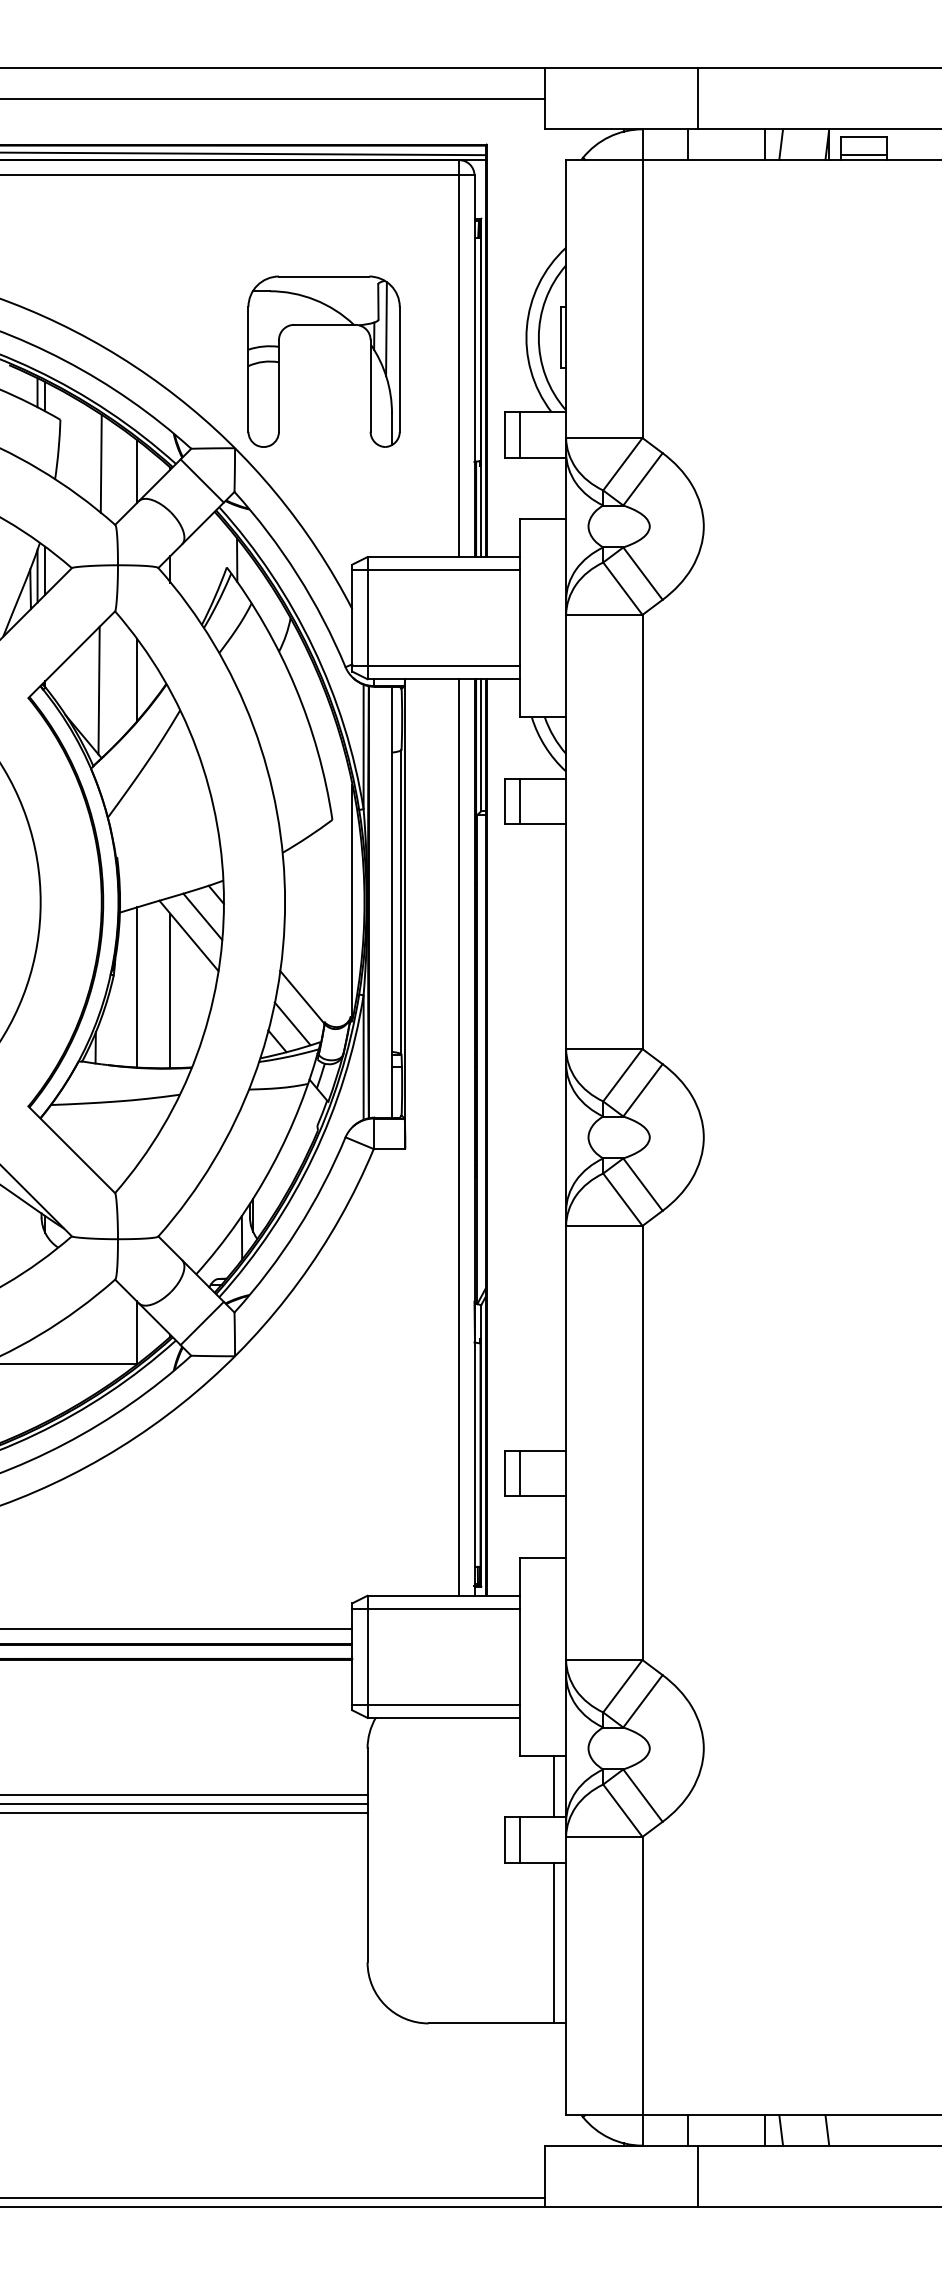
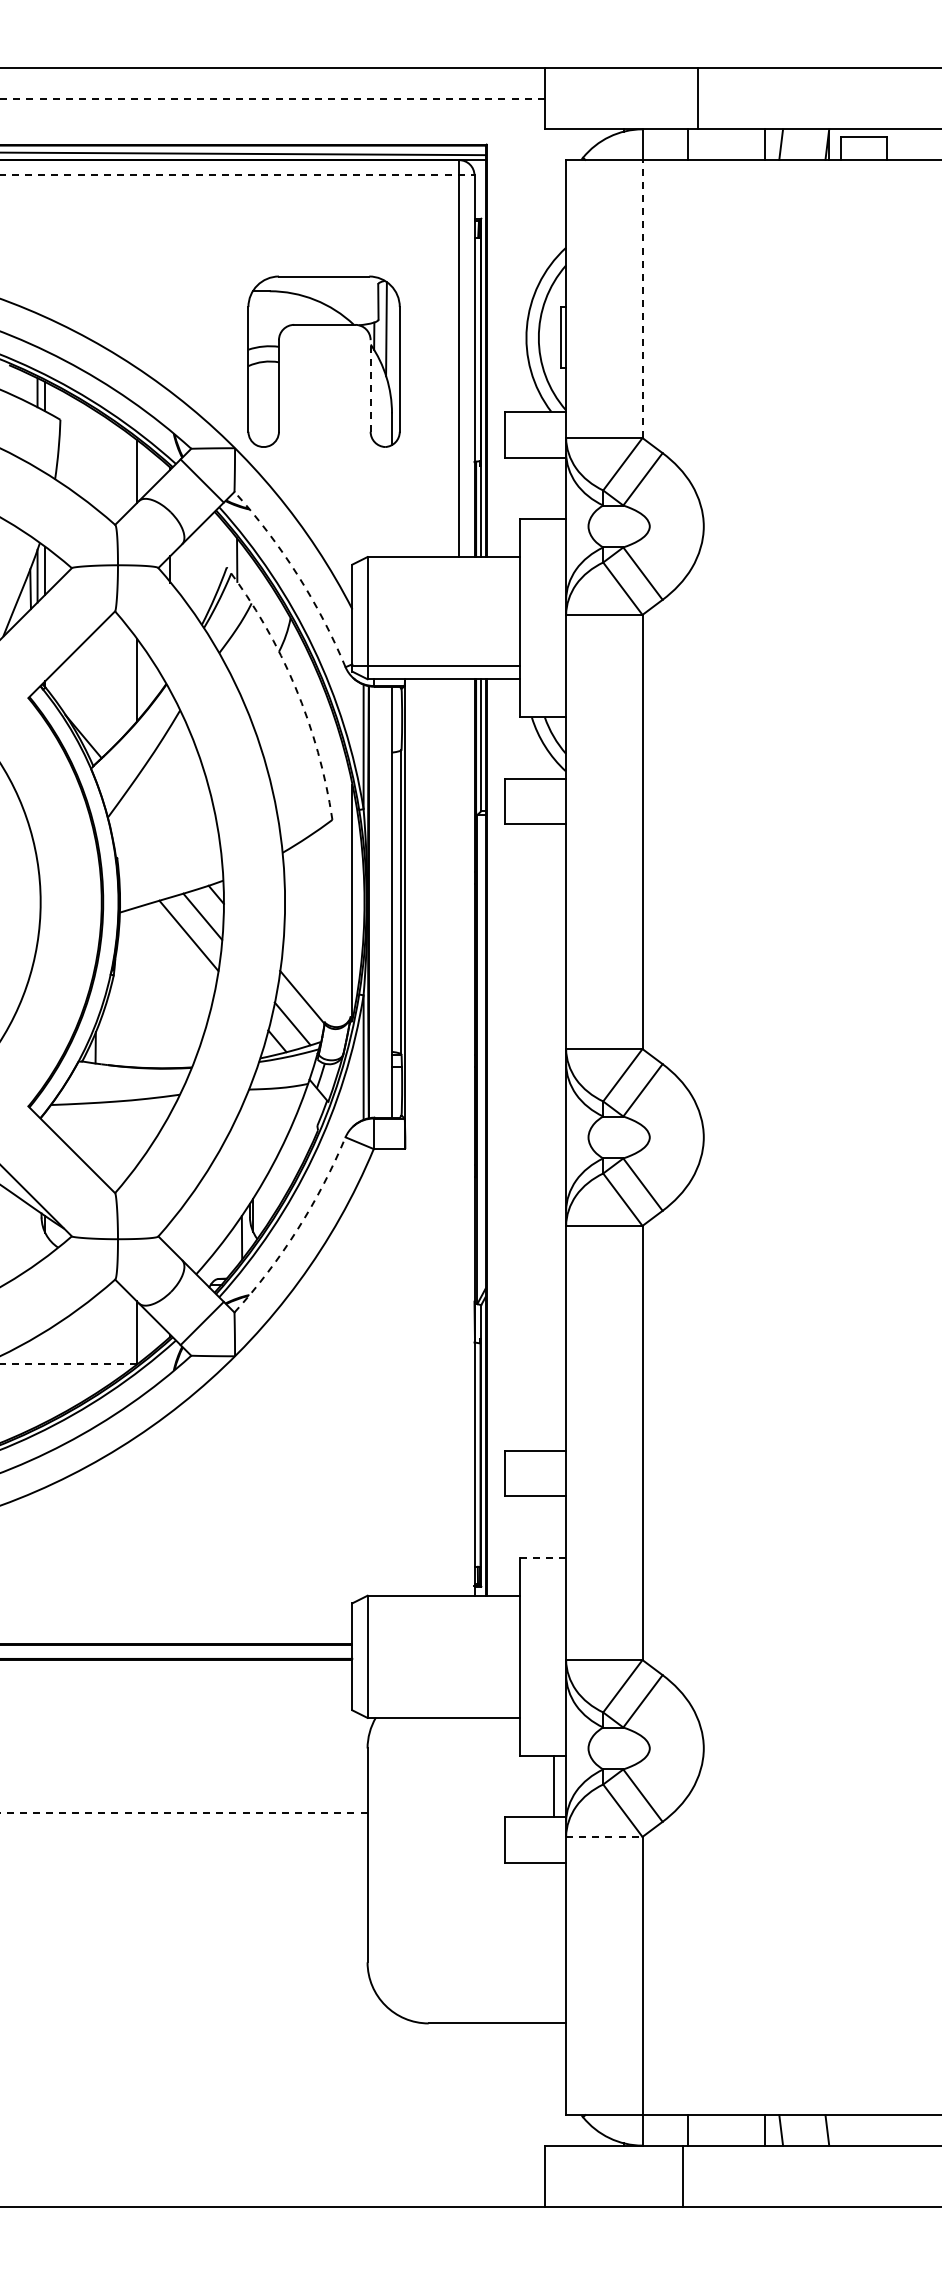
line: solid -> dashed (272, 98)
line: present -> none (863, 154)
line: solid -> dashed (237, 175)
line: solid -> dashed (642, 298)
line: solid -> dashed (370, 385)
line: present -> none (520, 434)
line: present -> none (100, 463)
line: present -> none (436, 570)
arc: solid -> dashed (297, 574)
arc: solid -> dashed (295, 687)
line: present -> none (98, 690)
line: present -> none (520, 801)
line: present -> none (136, 987)
line: present -> none (170, 990)
line: present -> none (459, 1137)
arc: solid -> dashed (297, 1229)
line: solid -> dashed (68, 1364)
line: present -> none (520, 1473)
line: solid -> dashed (543, 1557)
line: present -> none (436, 1608)
line: present -> none (177, 1629)
line: present -> none (436, 1704)
line: present -> none (184, 1794)
line: present -> none (184, 1803)
line: solid -> dashed (183, 1812)
line: solid -> dashed (604, 1836)
line: present -> none (520, 1840)
line: present -> none (553, 1943)
line position: (697, 2175) -> (682, 2175) (682, 2175)
line: present -> none (273, 2197)
